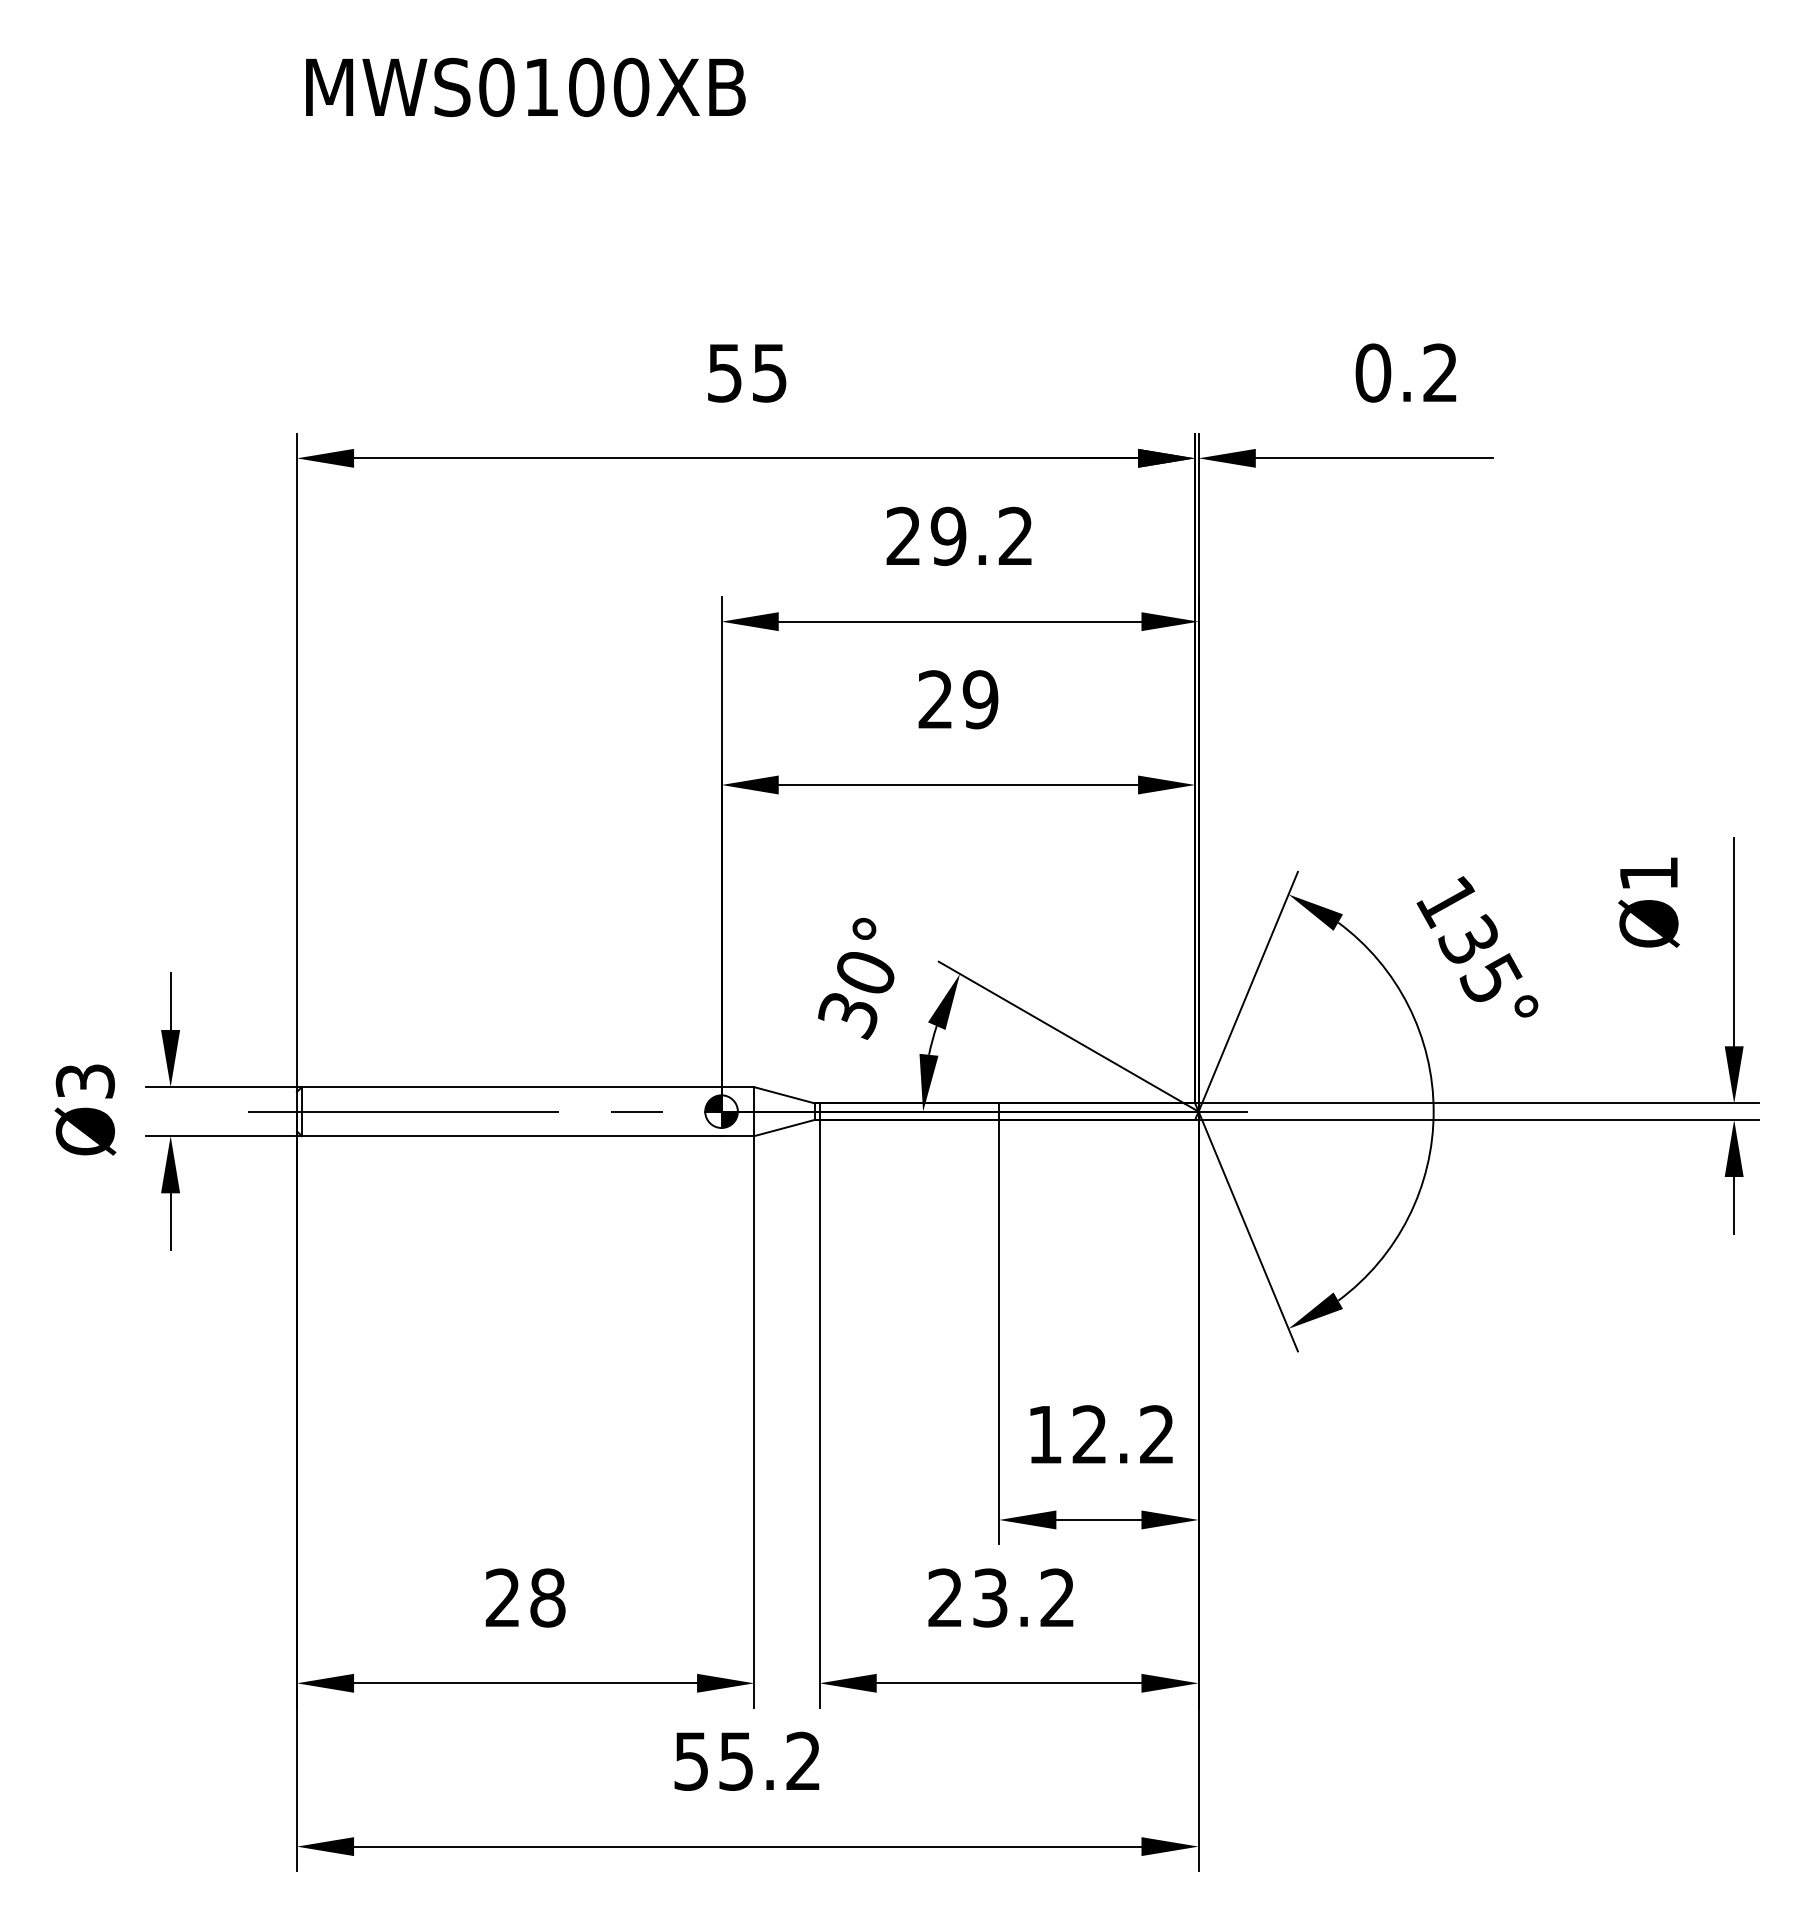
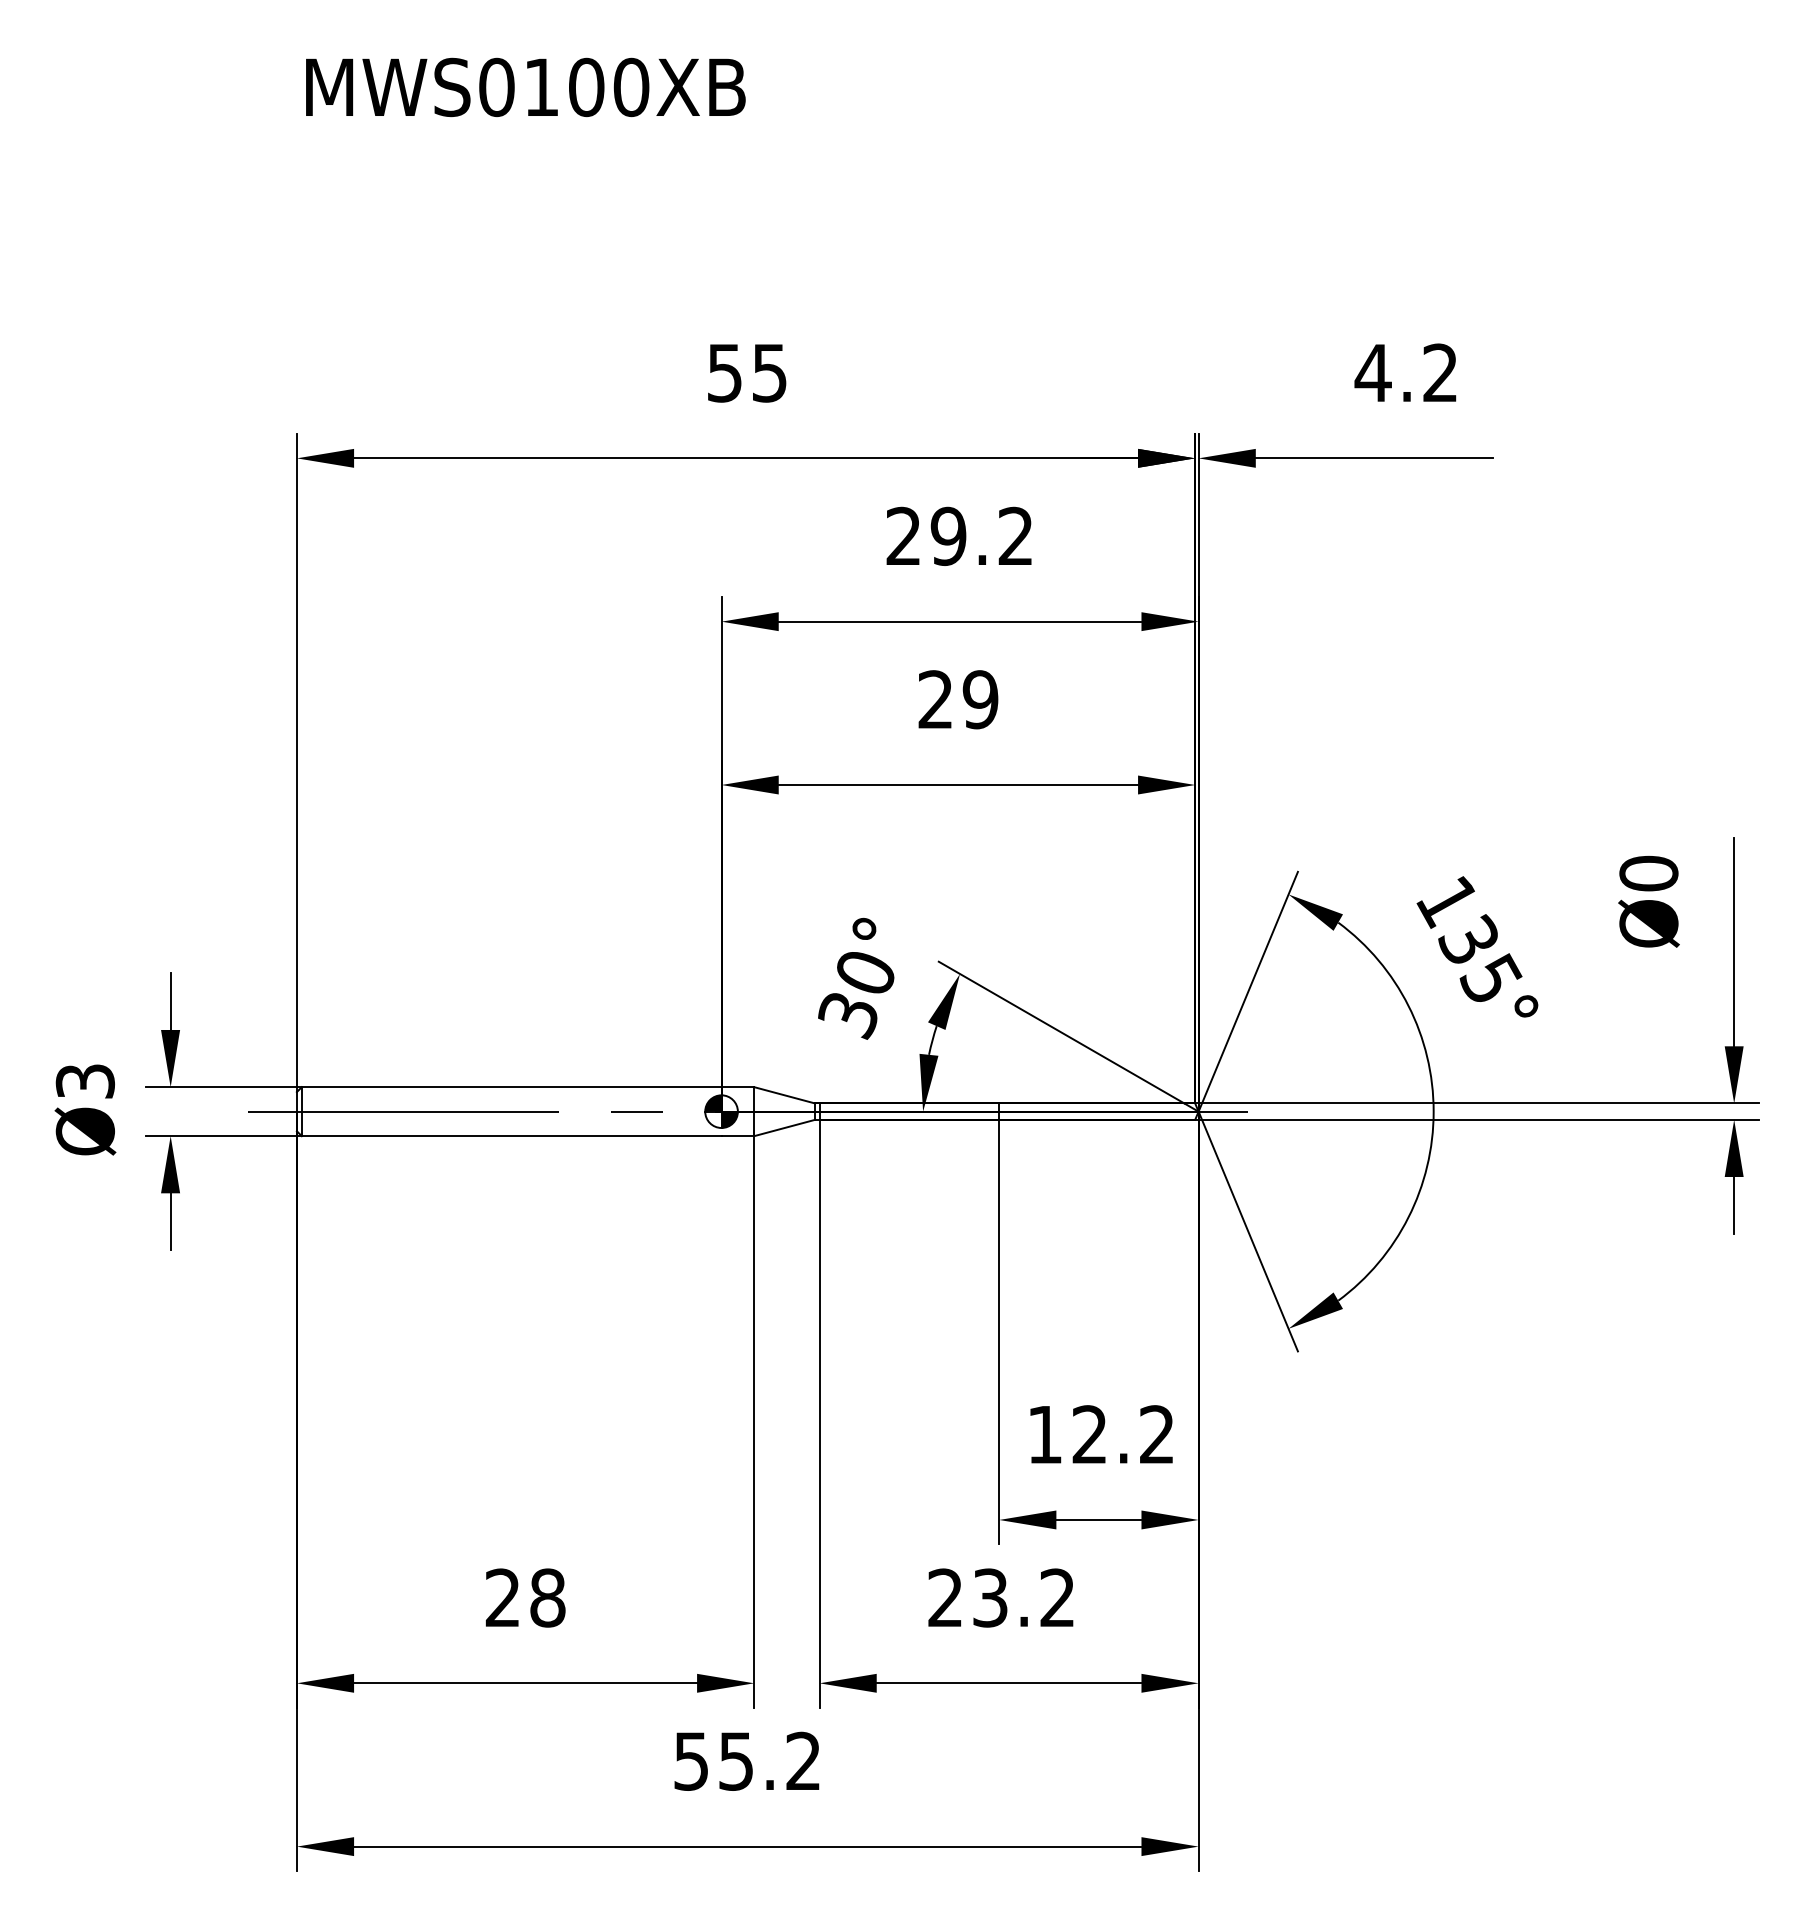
text: 0.2 -> 4.2 (1372, 372)
text: Ø1 -> Ø0 (1648, 873)
